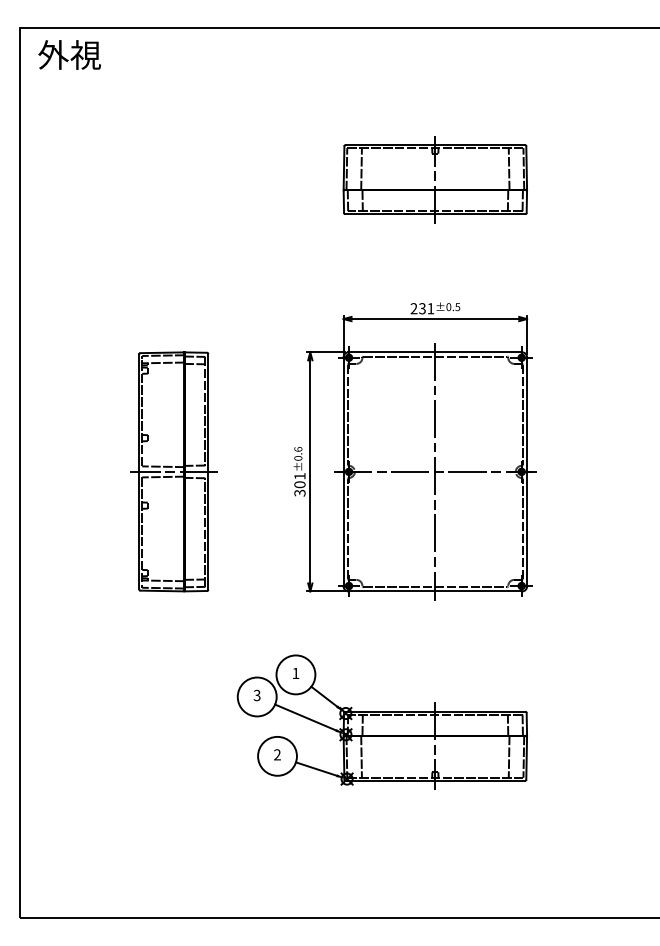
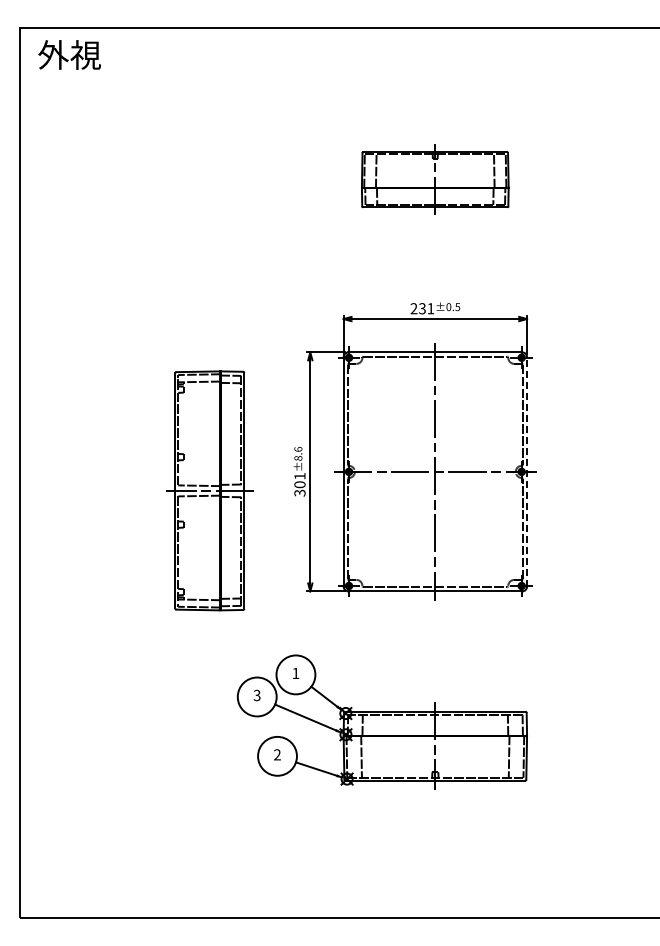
part size: 186x88 px -> 149x71 px (435, 179)
text: ±0.6 -> ±8.6 (298, 458)
part position: (173, 471) -> (209, 490) (209, 490)
line: solid -> dashed (527, 471)
